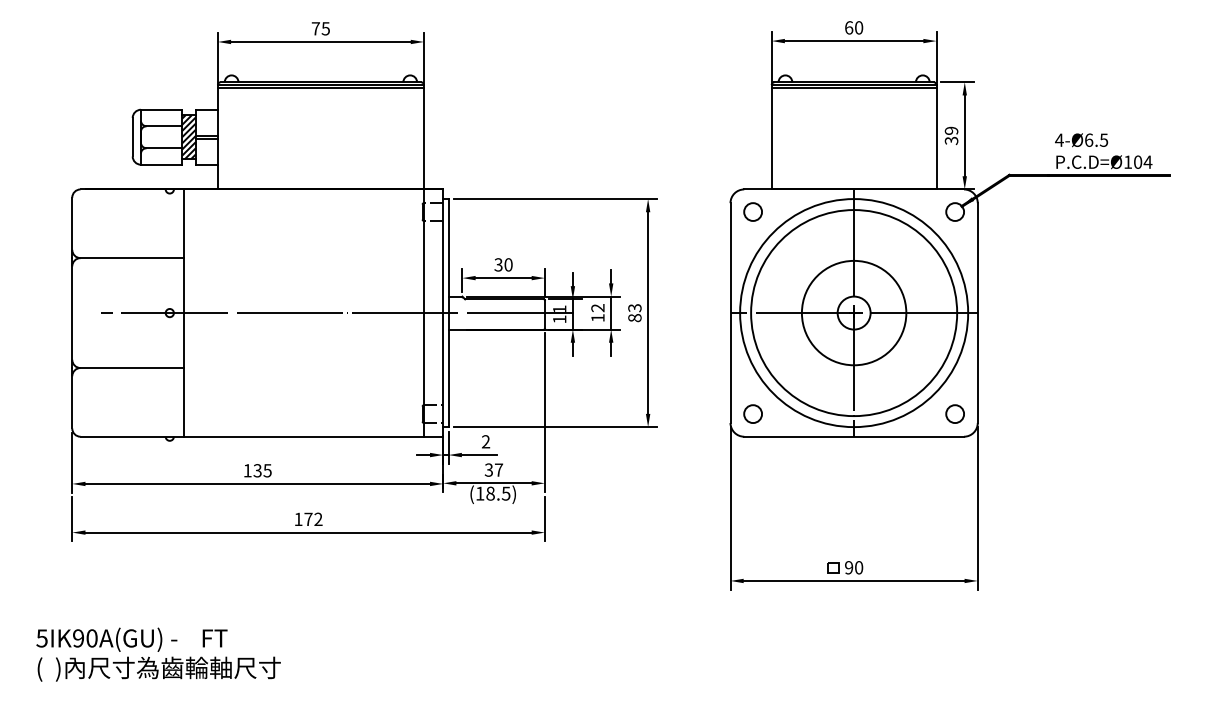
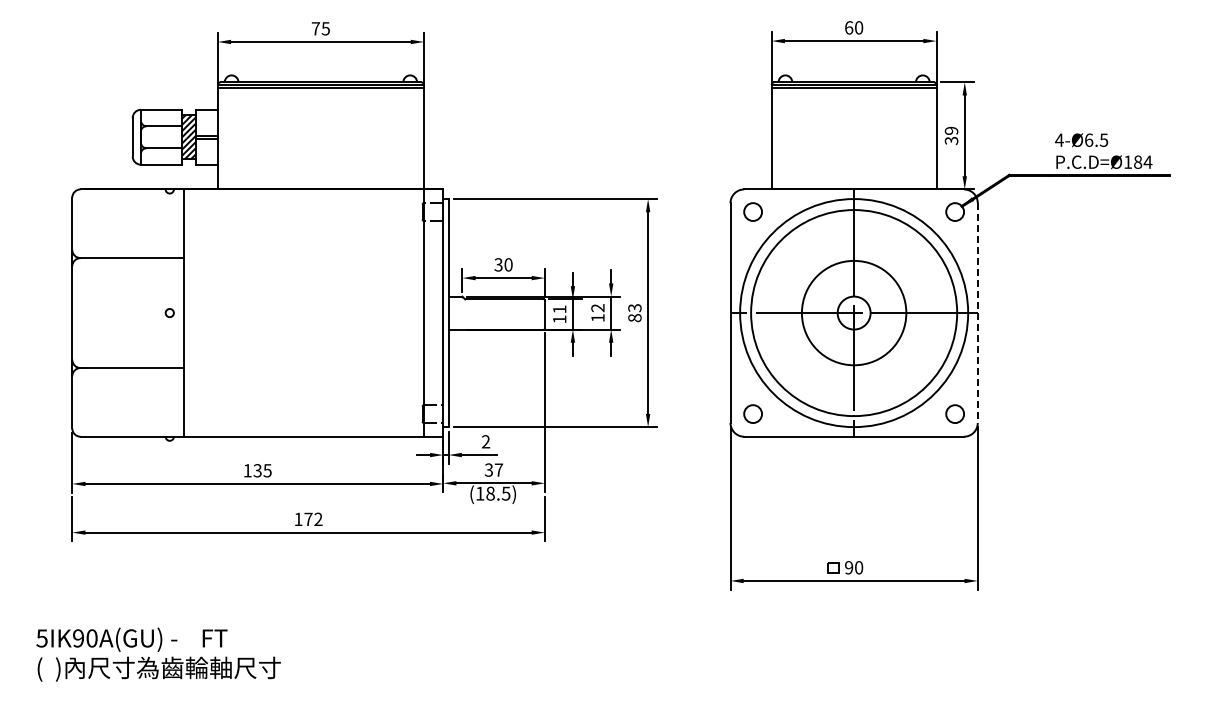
text: P.C.D=Ø104 -> P.C.D=Ø184 (1138, 162)
line: present -> none (337, 313)
line: solid -> dashed (977, 313)
